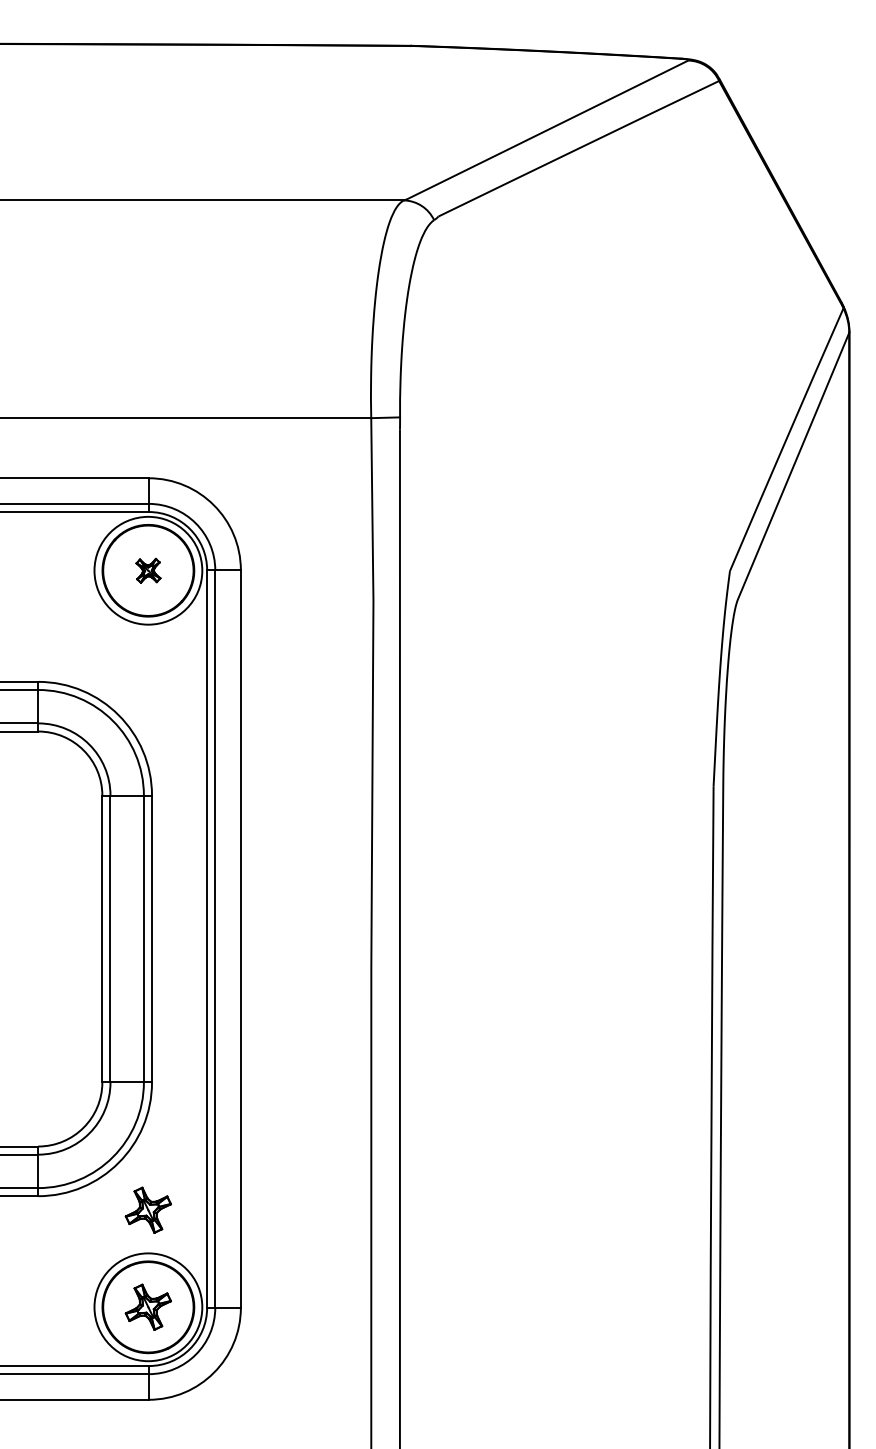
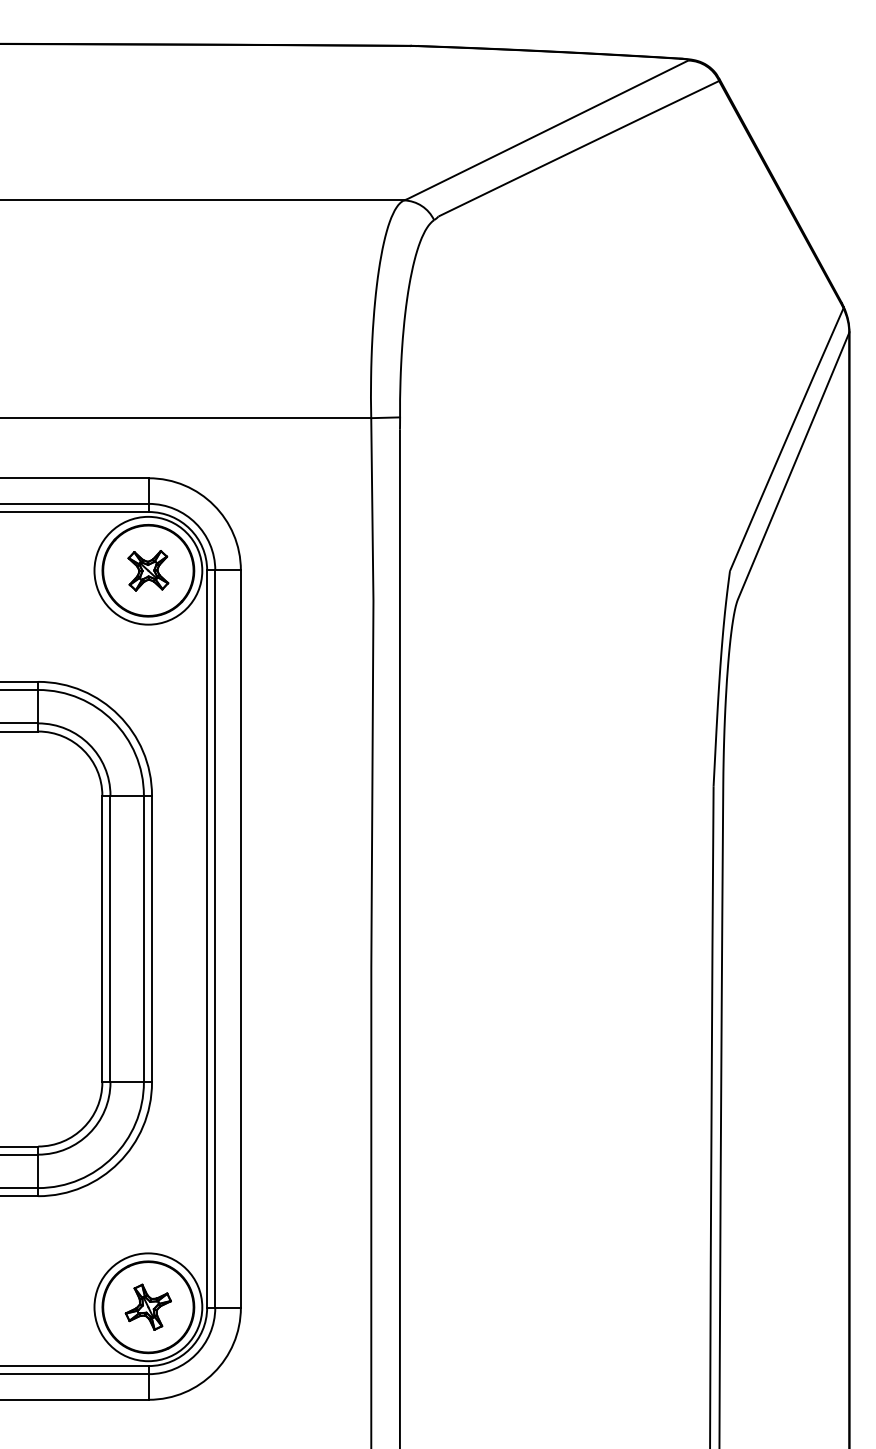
part size: 27x27 px -> 43x42 px (148, 570)
part: present -> none (147, 1209)
